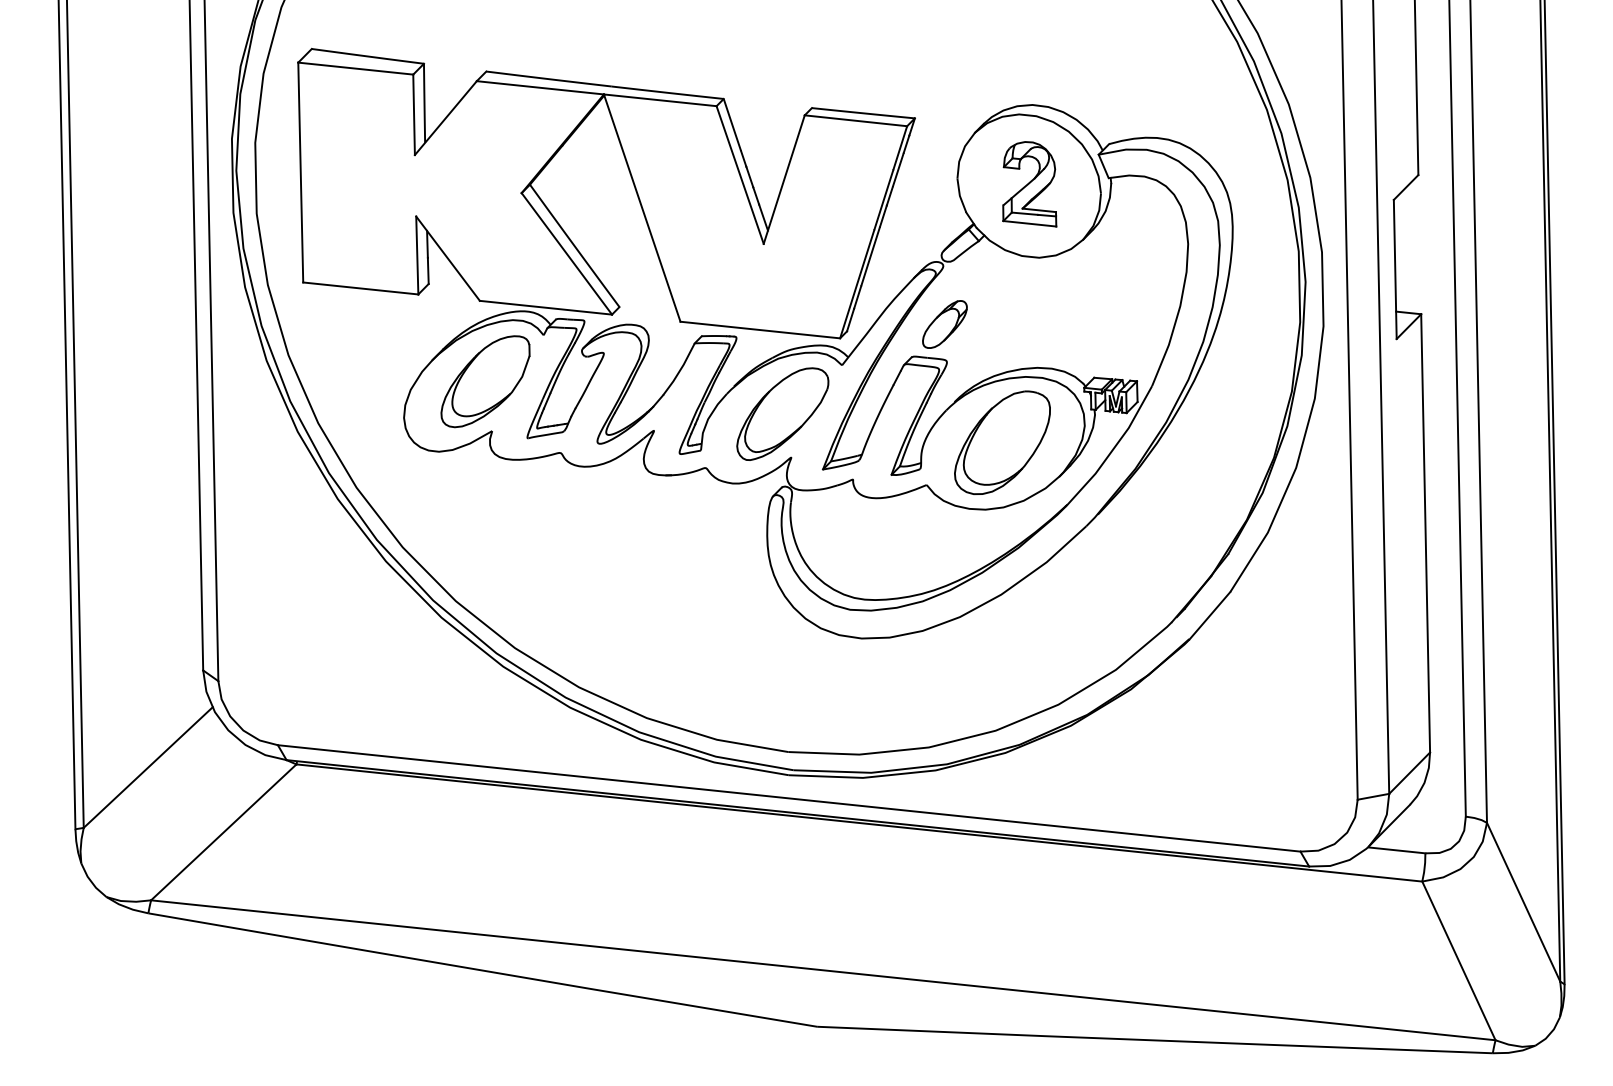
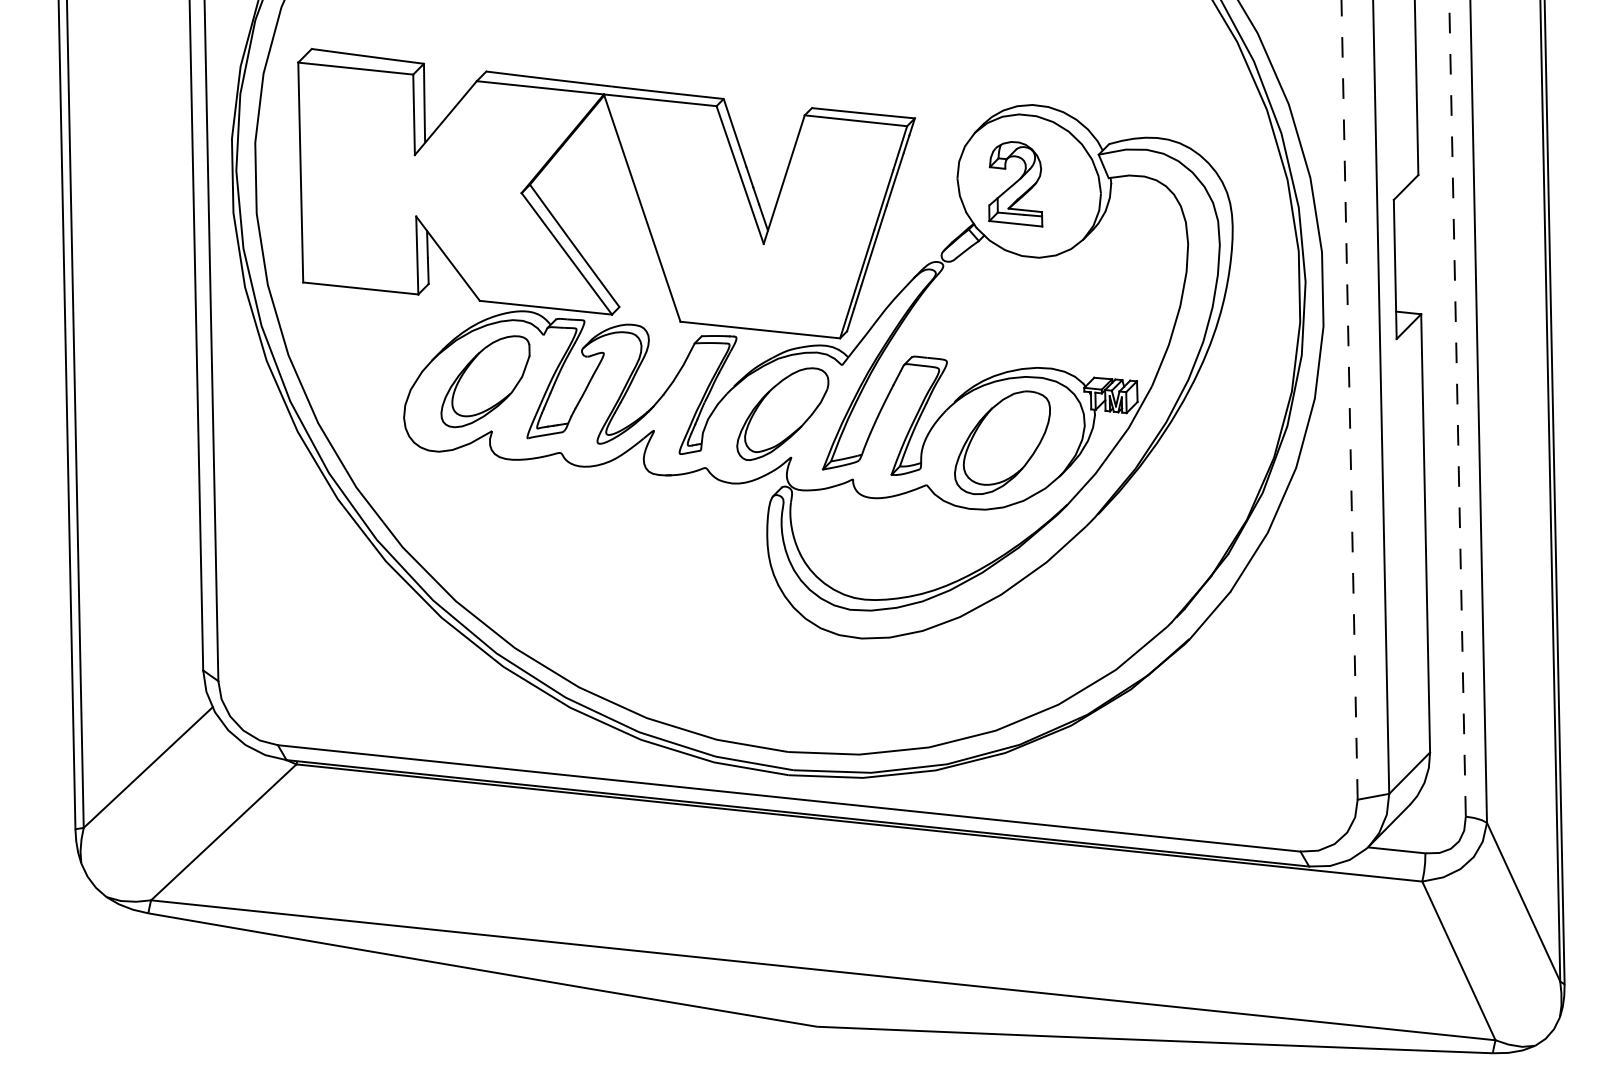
part position: (1029, 184) -> (1015, 184) (1015, 184)
part: present -> none (944, 324)
line: solid -> dashed (1349, 399)
line: solid -> dashed (1457, 407)
